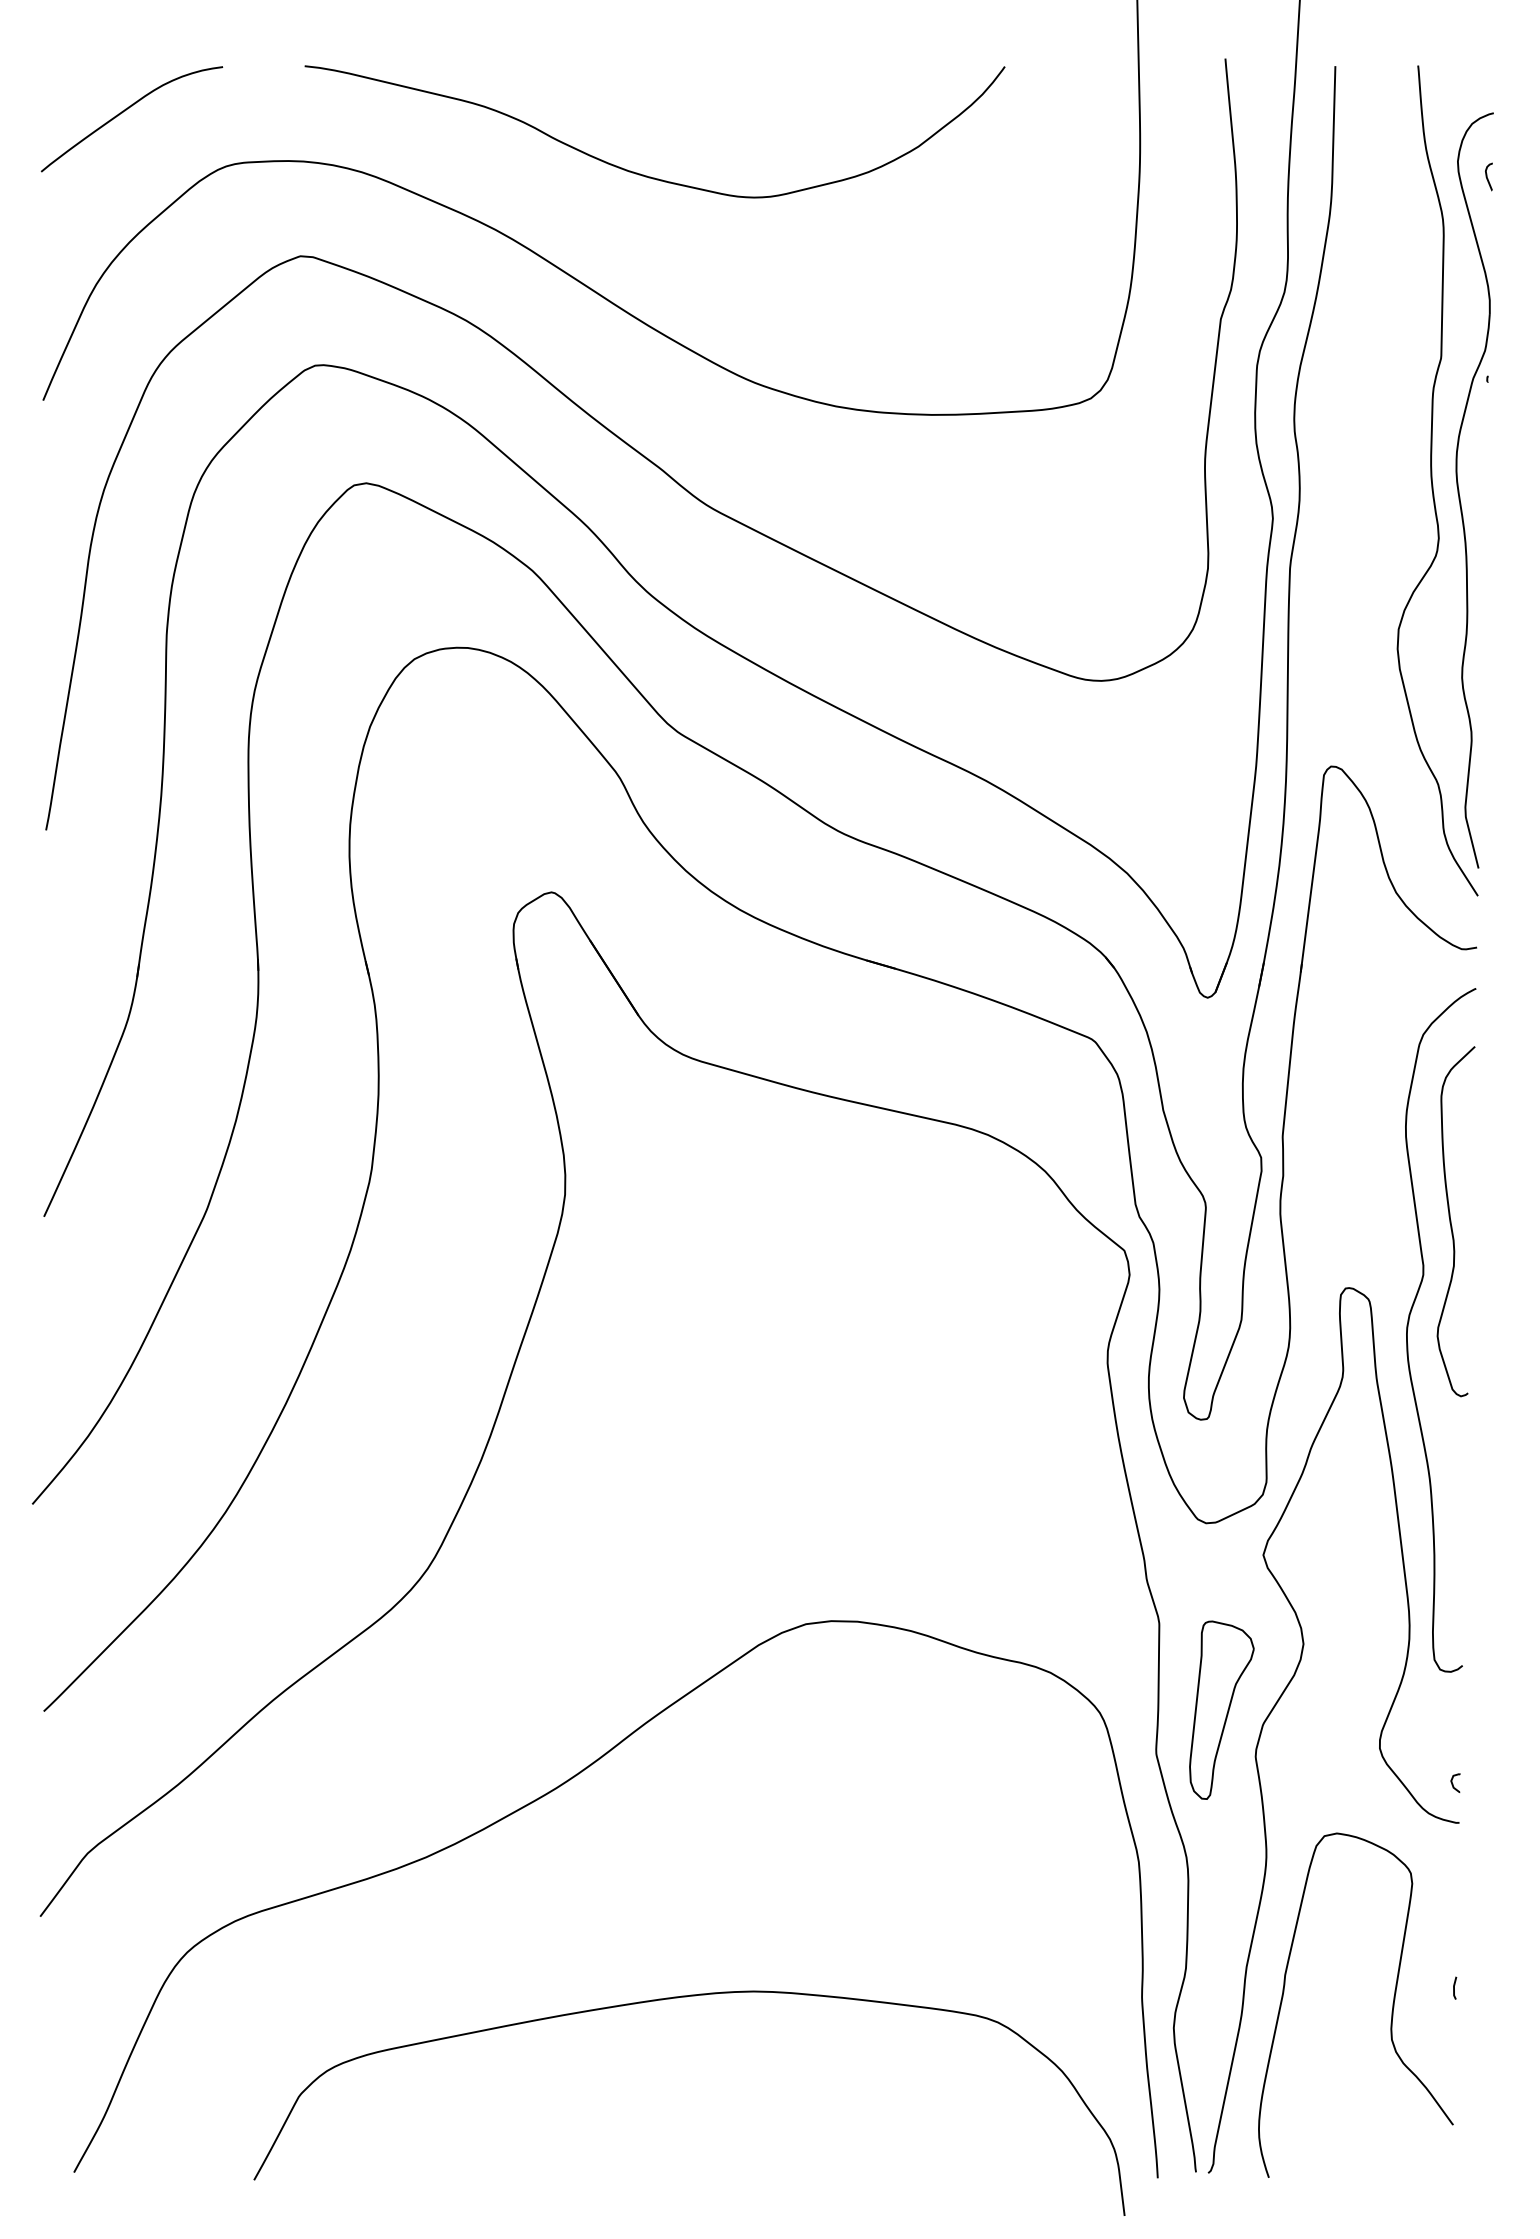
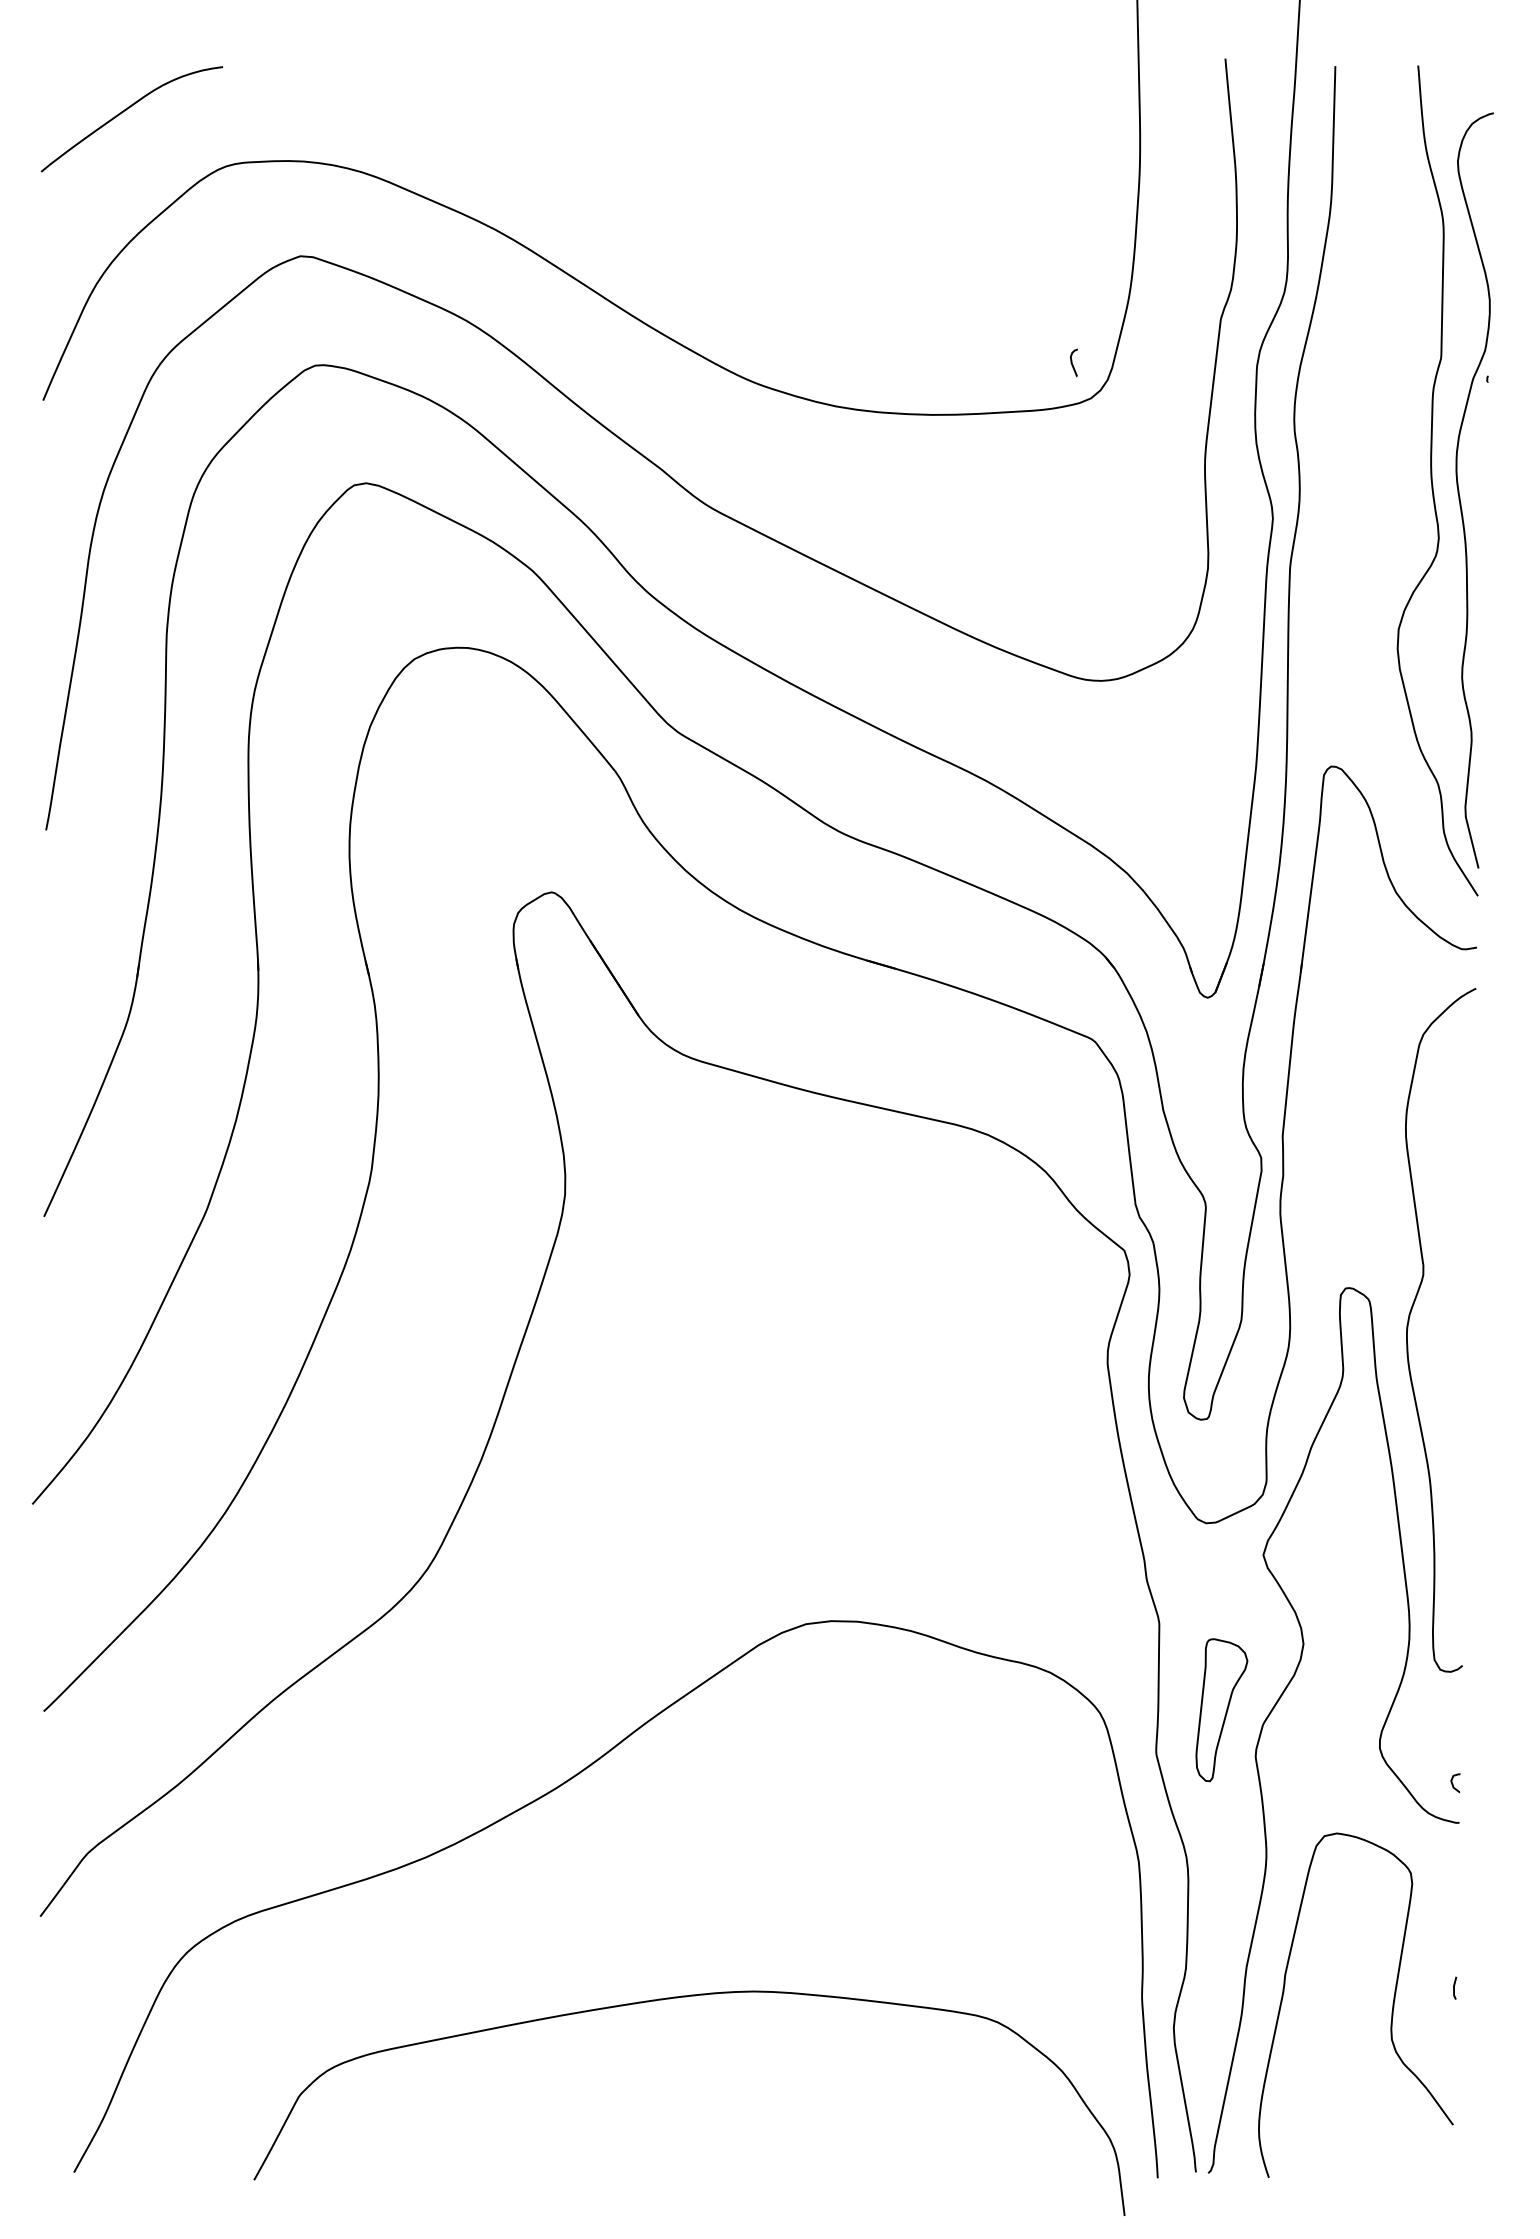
curve: present -> none (640, 173)
curve position: (1487, 176) -> (1072, 362) (1072, 362)
curve: present -> none (1451, 1221)
part size: 66x180 px -> 54x145 px (1221, 1710)
